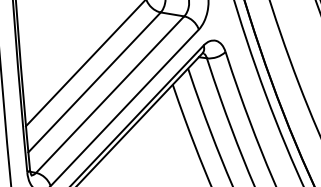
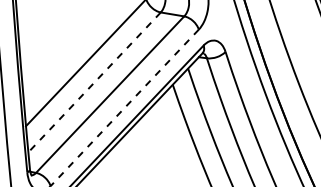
line: solid -> dashed (94, 82)
line: solid -> dashed (124, 107)
